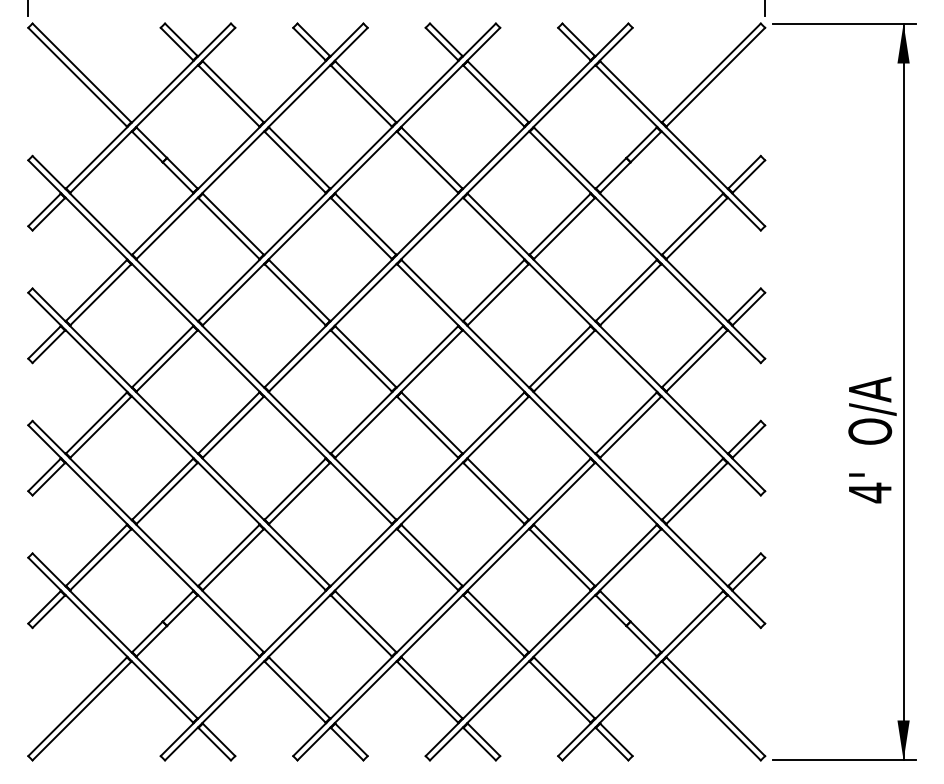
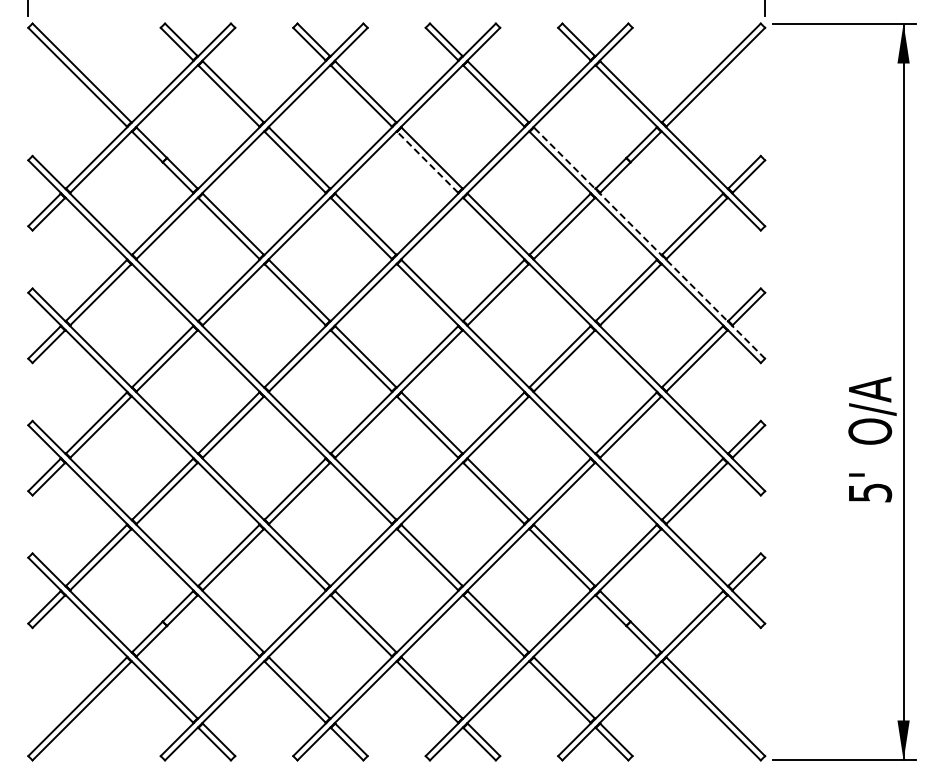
line: solid -> dashed (427, 161)
line: solid -> dashed (649, 242)
text: 4' -> 5' (870, 492)
